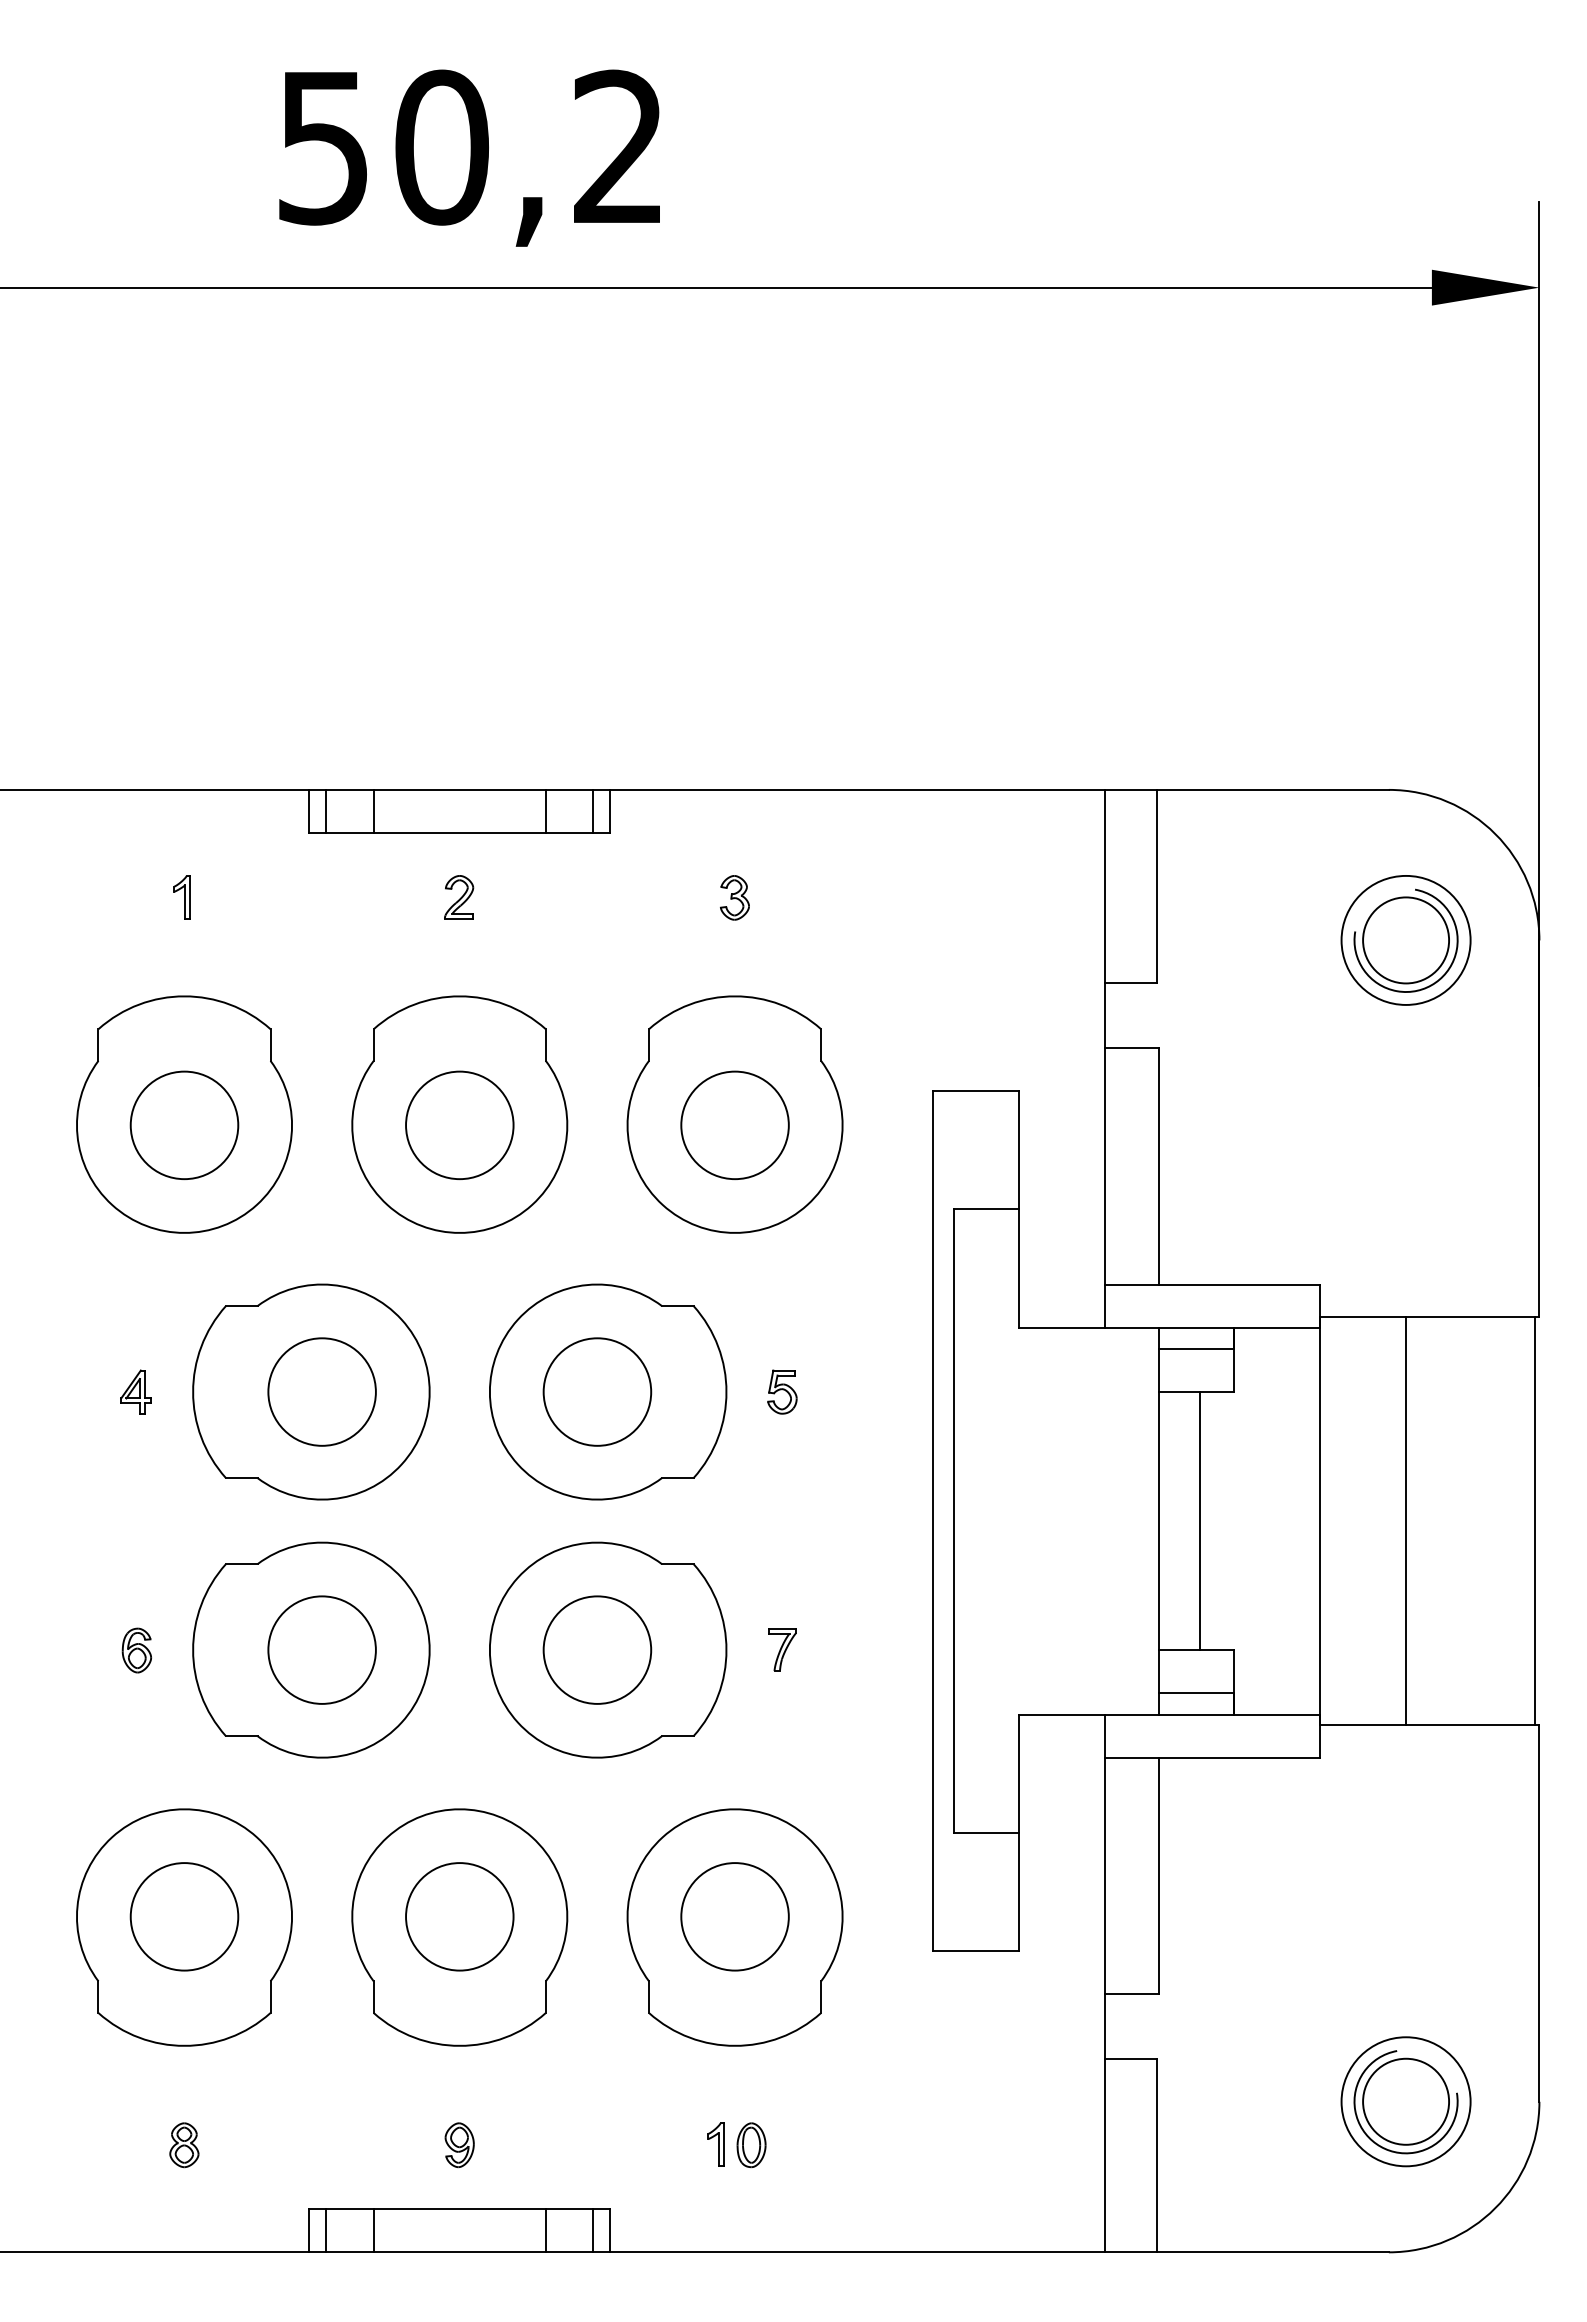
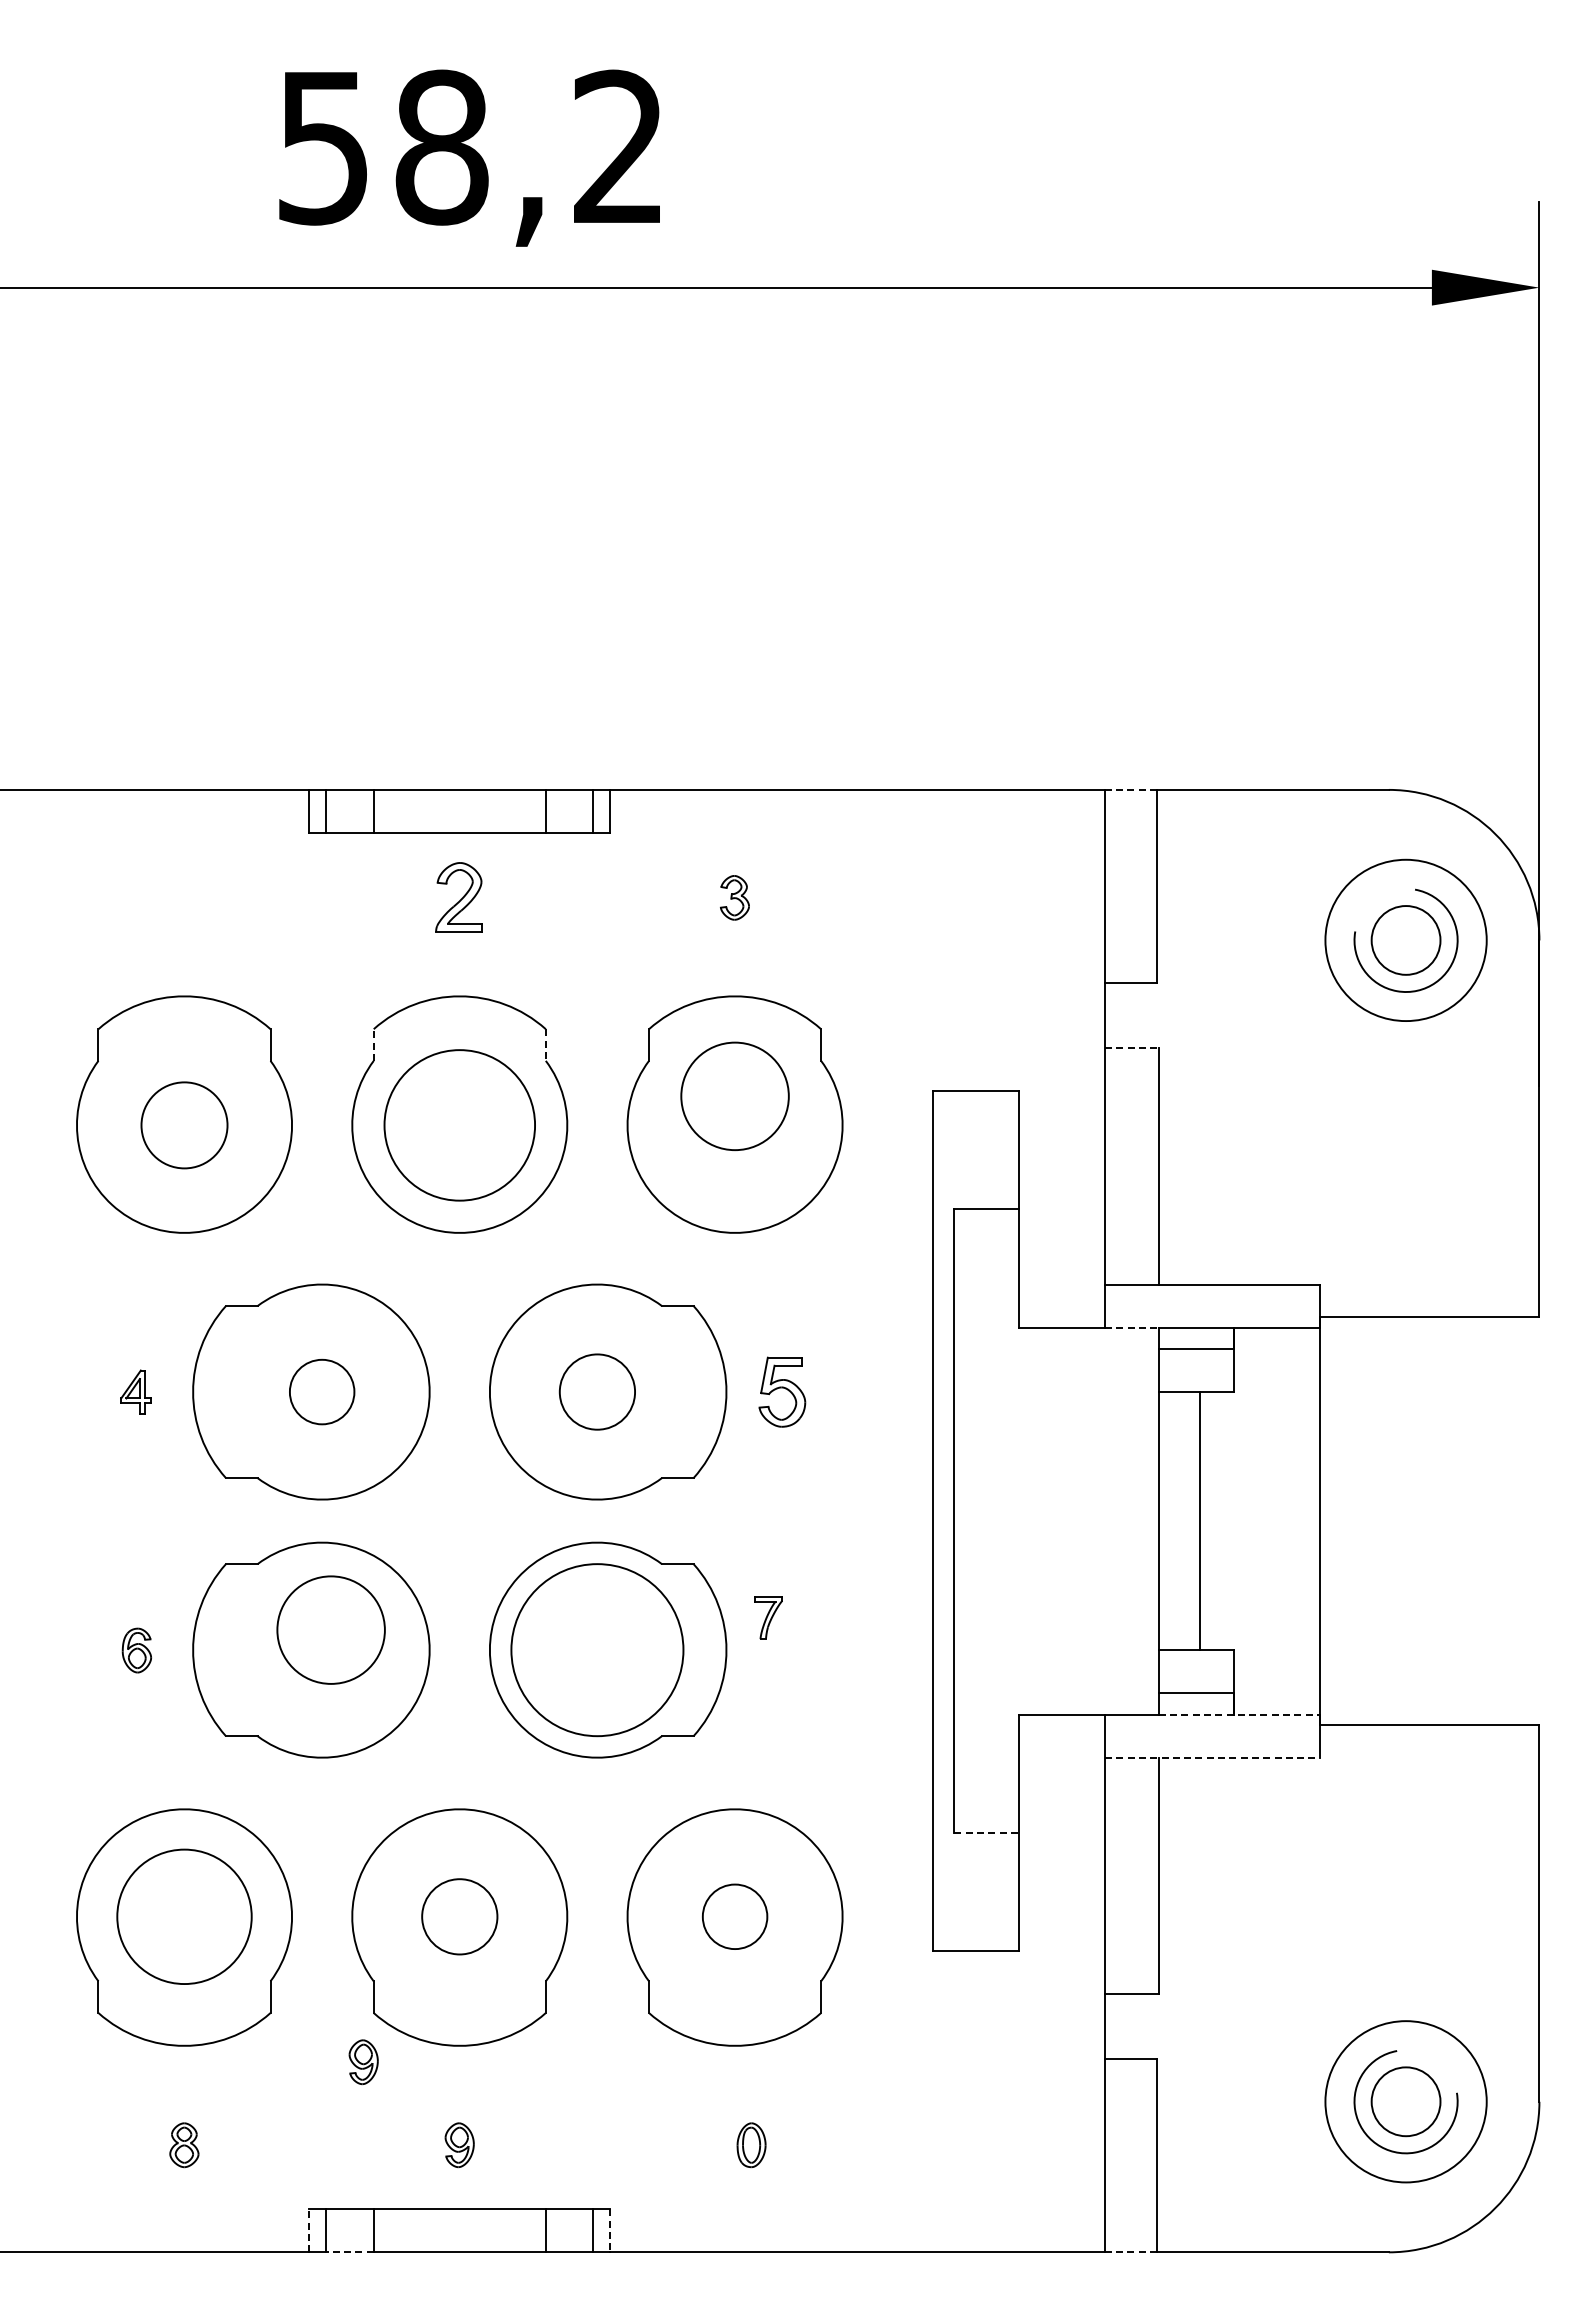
text: 50,2 -> 58,2 (441, 147)
line: solid -> dashed (1130, 789)
part: present -> none (181, 897)
part size: 31x45 px -> 48x71 px (458, 897)
circle diameter: 129 px -> 161 px (1405, 940)
circle diameter: 86 px -> 69 px (1405, 940)
line: solid -> dashed (373, 1045)
line: solid -> dashed (545, 1045)
line: solid -> dashed (1131, 1047)
circle position: (734, 1124) -> (734, 1095) (734, 1095)
circle diameter: 108 px -> 86 px (184, 1125)
circle diameter: 108 px -> 151 px (459, 1125)
line: solid -> dashed (1131, 1327)
circle diameter: 108 px -> 65 px (321, 1391)
circle diameter: 108 px -> 75 px (597, 1391)
part size: 31x46 px -> 49x72 px (782, 1391)
line: present -> none (1406, 1520)
line: present -> none (1535, 1520)
circle position: (321, 1649) -> (330, 1629) (330, 1629)
circle diameter: 108 px -> 172 px (597, 1650)
part position: (782, 1649) -> (768, 1617) (768, 1617)
line: solid -> dashed (1239, 1714)
line: solid -> dashed (1212, 1757)
line: solid -> dashed (987, 1832)
circle diameter: 108 px -> 134 px (184, 1916)
circle diameter: 108 px -> 75 px (459, 1916)
circle diameter: 108 px -> 65 px (734, 1916)
part: none -> present (363, 2062)
circle diameter: 129 px -> 161 px (1405, 2101)
circle diameter: 86 px -> 69 px (1405, 2101)
part: present -> none (715, 2144)
line: solid -> dashed (309, 2230)
line: solid -> dashed (610, 2230)
line: solid -> dashed (350, 2252)
line: solid -> dashed (1130, 2252)
